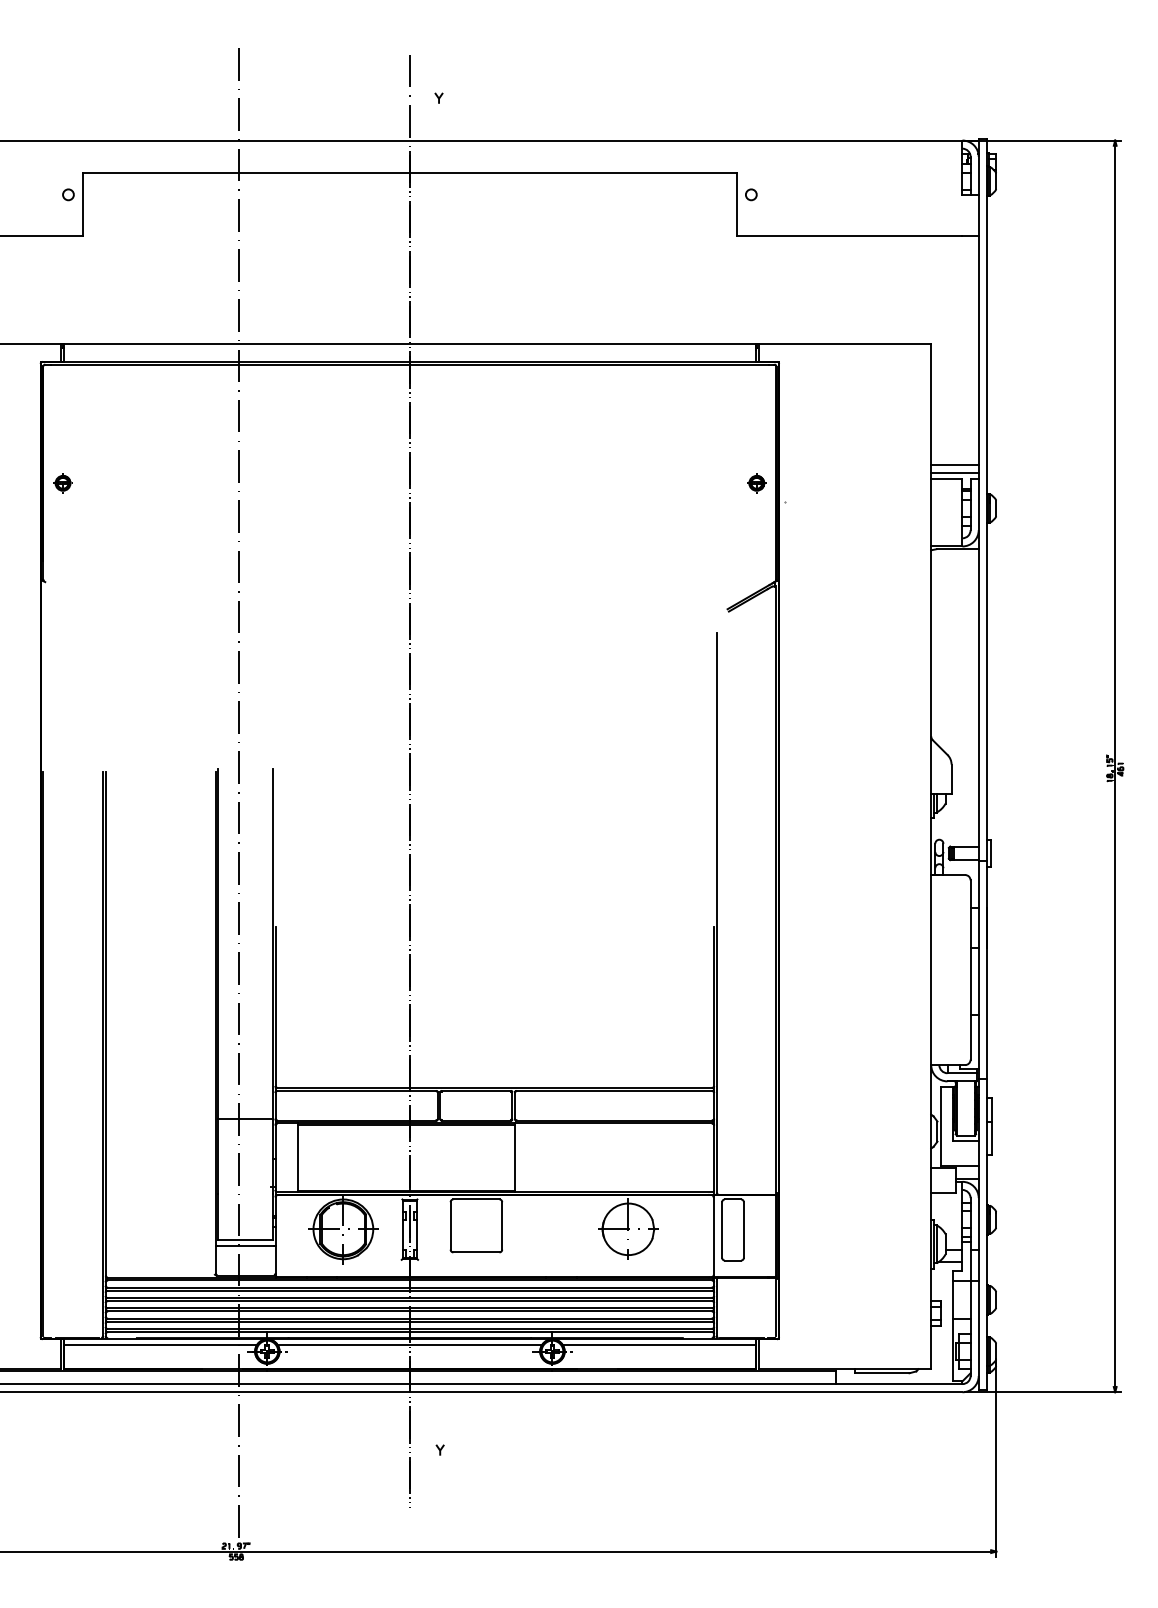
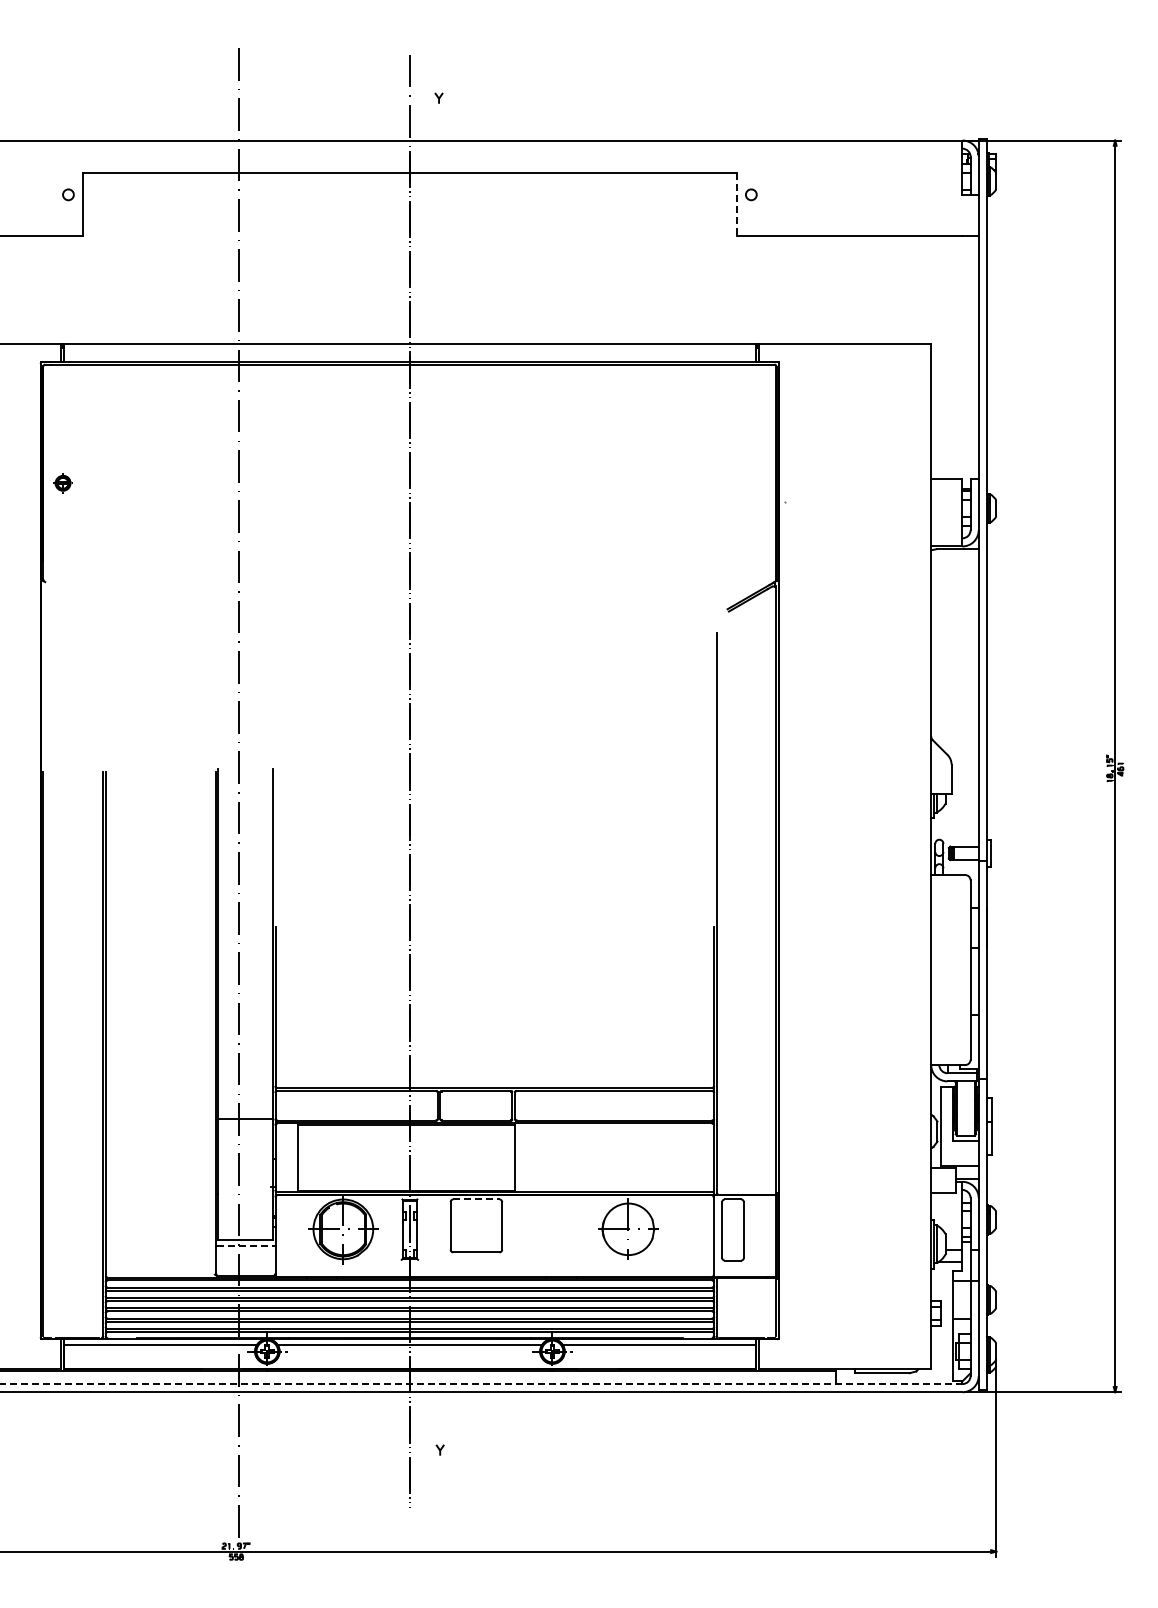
line: solid -> dashed (737, 204)
line: present -> none (954, 465)
line: present -> none (954, 473)
part: present -> none (756, 483)
line: solid -> dashed (476, 1199)
line: solid -> dashed (245, 1245)
line: solid -> dashed (481, 1384)
